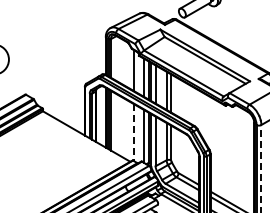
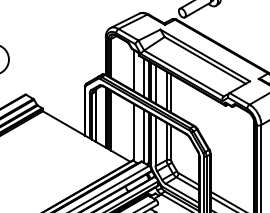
line: dashed -> solid (133, 133)
line: dashed -> solid (261, 168)
